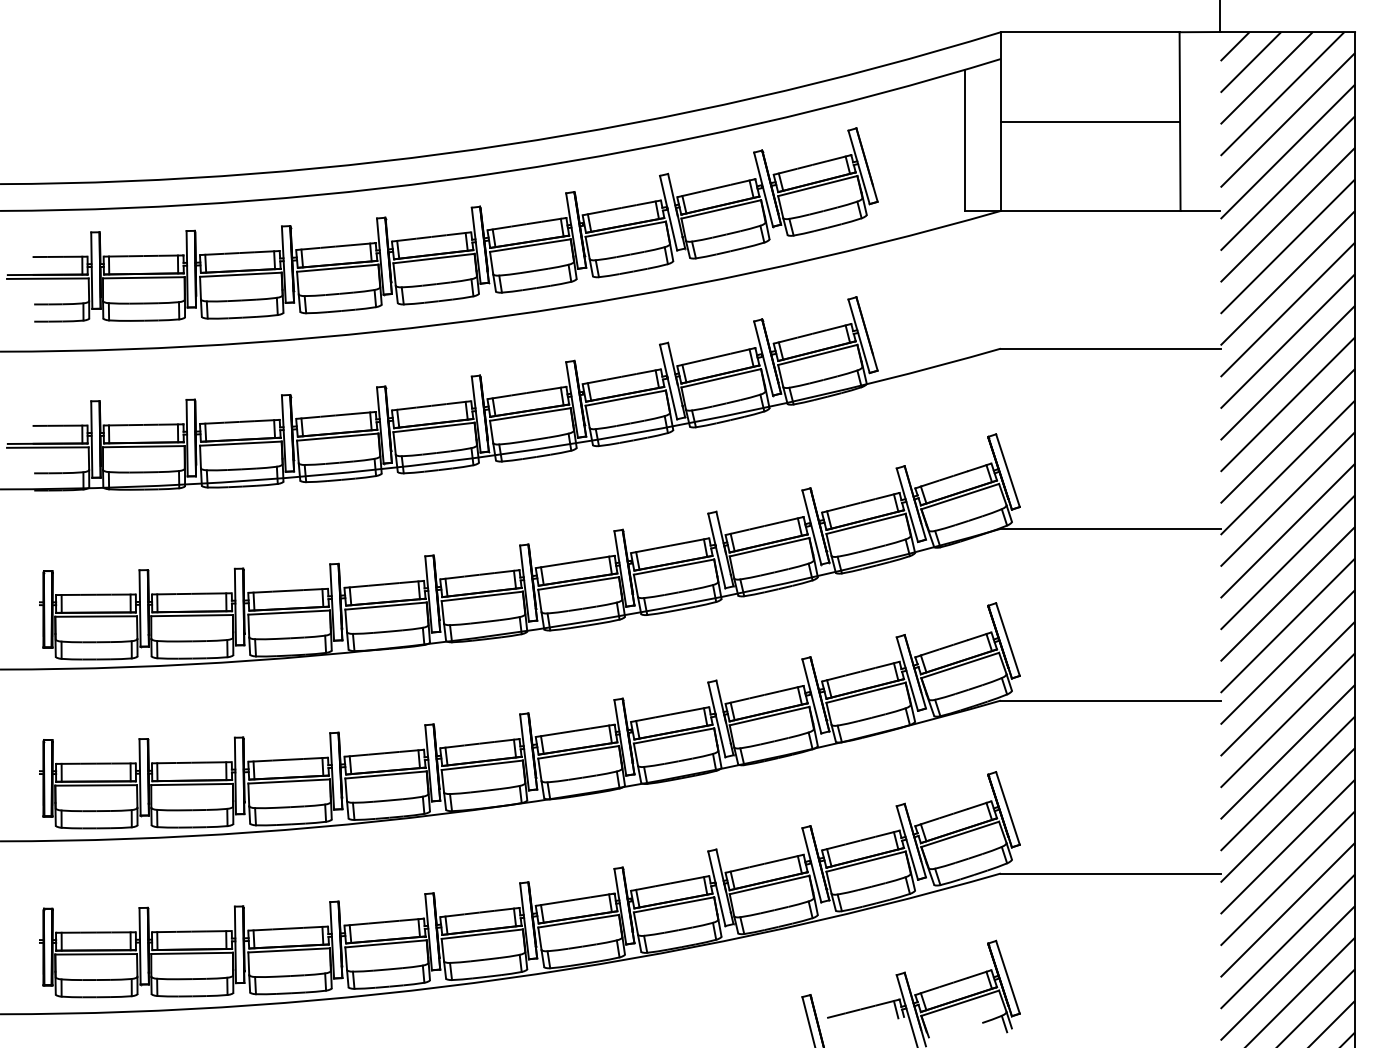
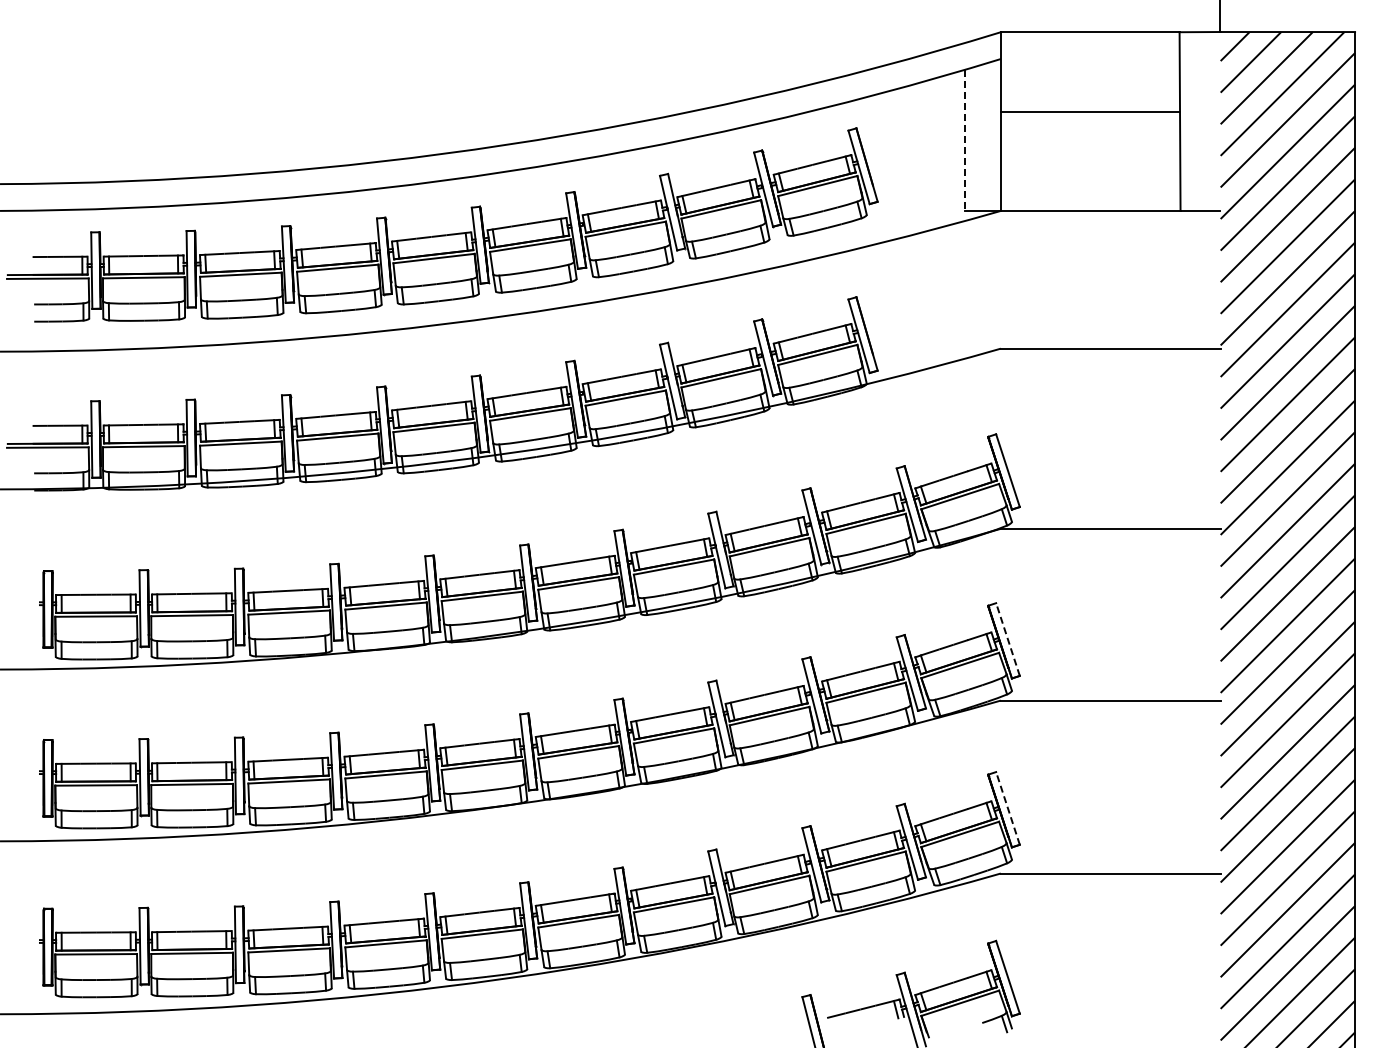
line position: (1090, 121) -> (1090, 111) (1090, 111)
line: solid -> dashed (965, 140)
line: solid -> dashed (1007, 639)
line: solid -> dashed (1007, 807)
